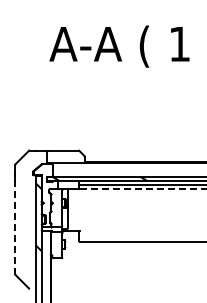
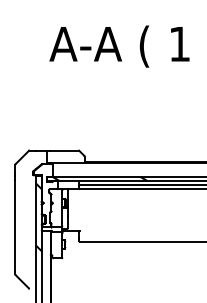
line: dashed -> solid (143, 189)
line: dashed -> solid (15, 226)
